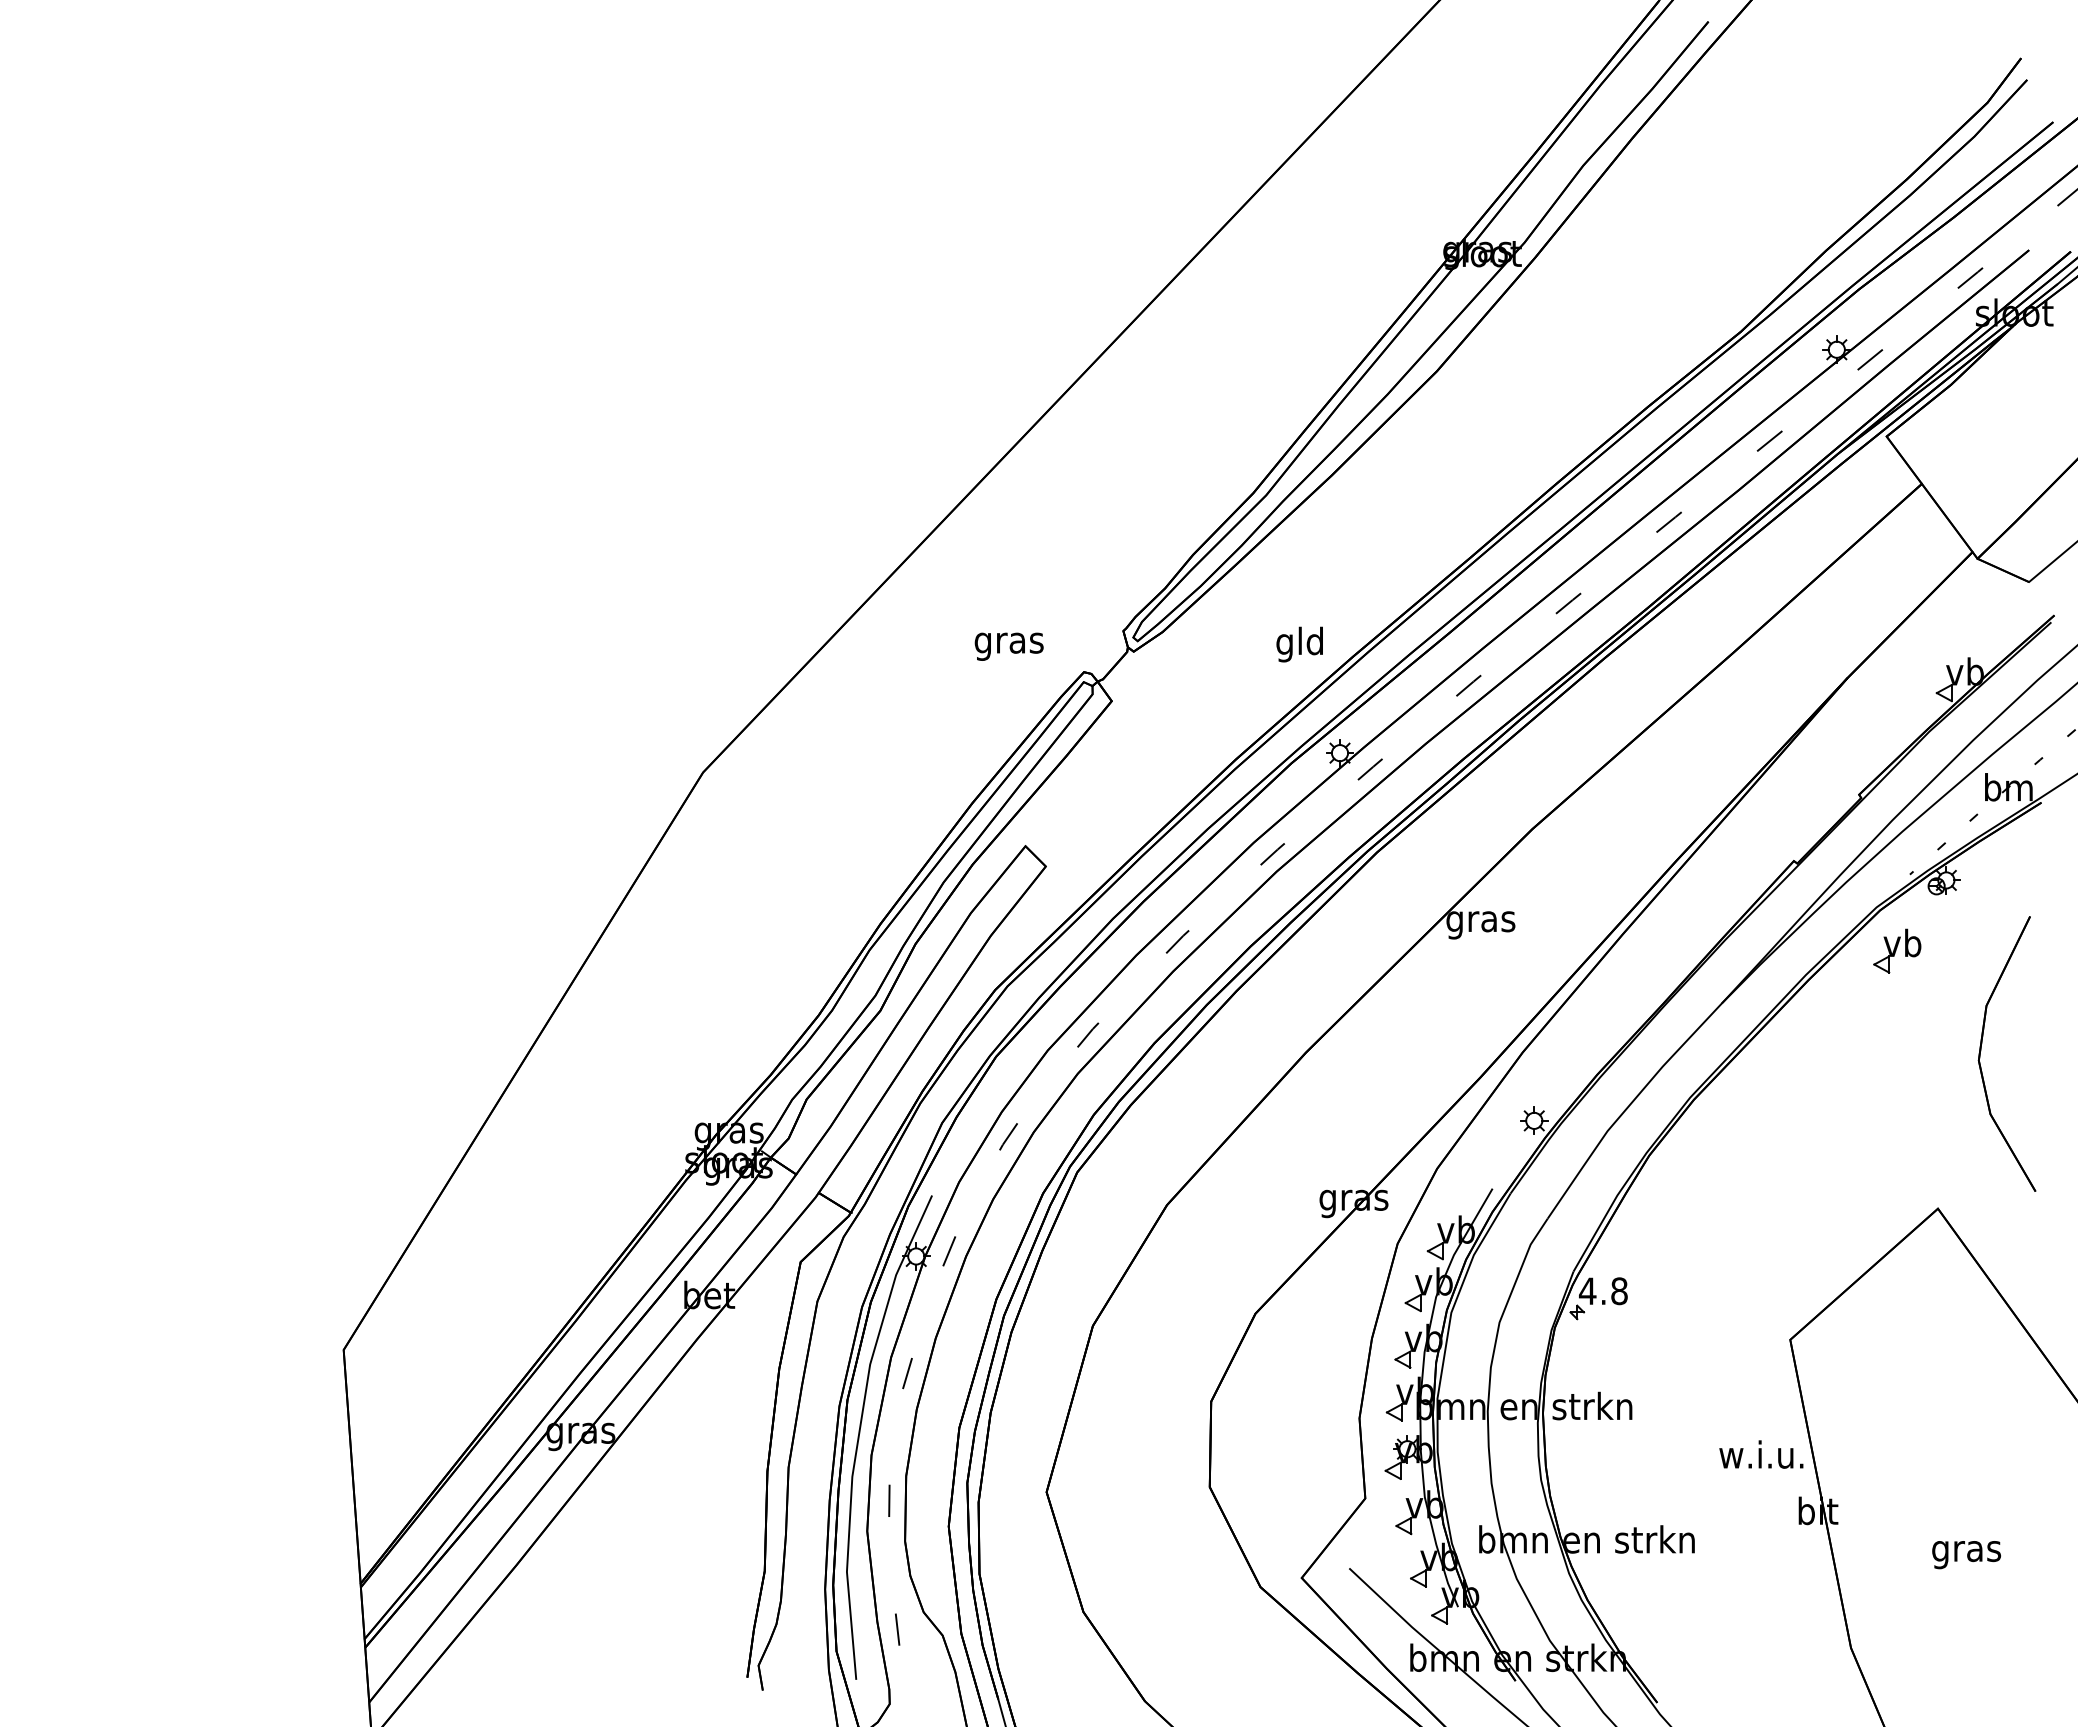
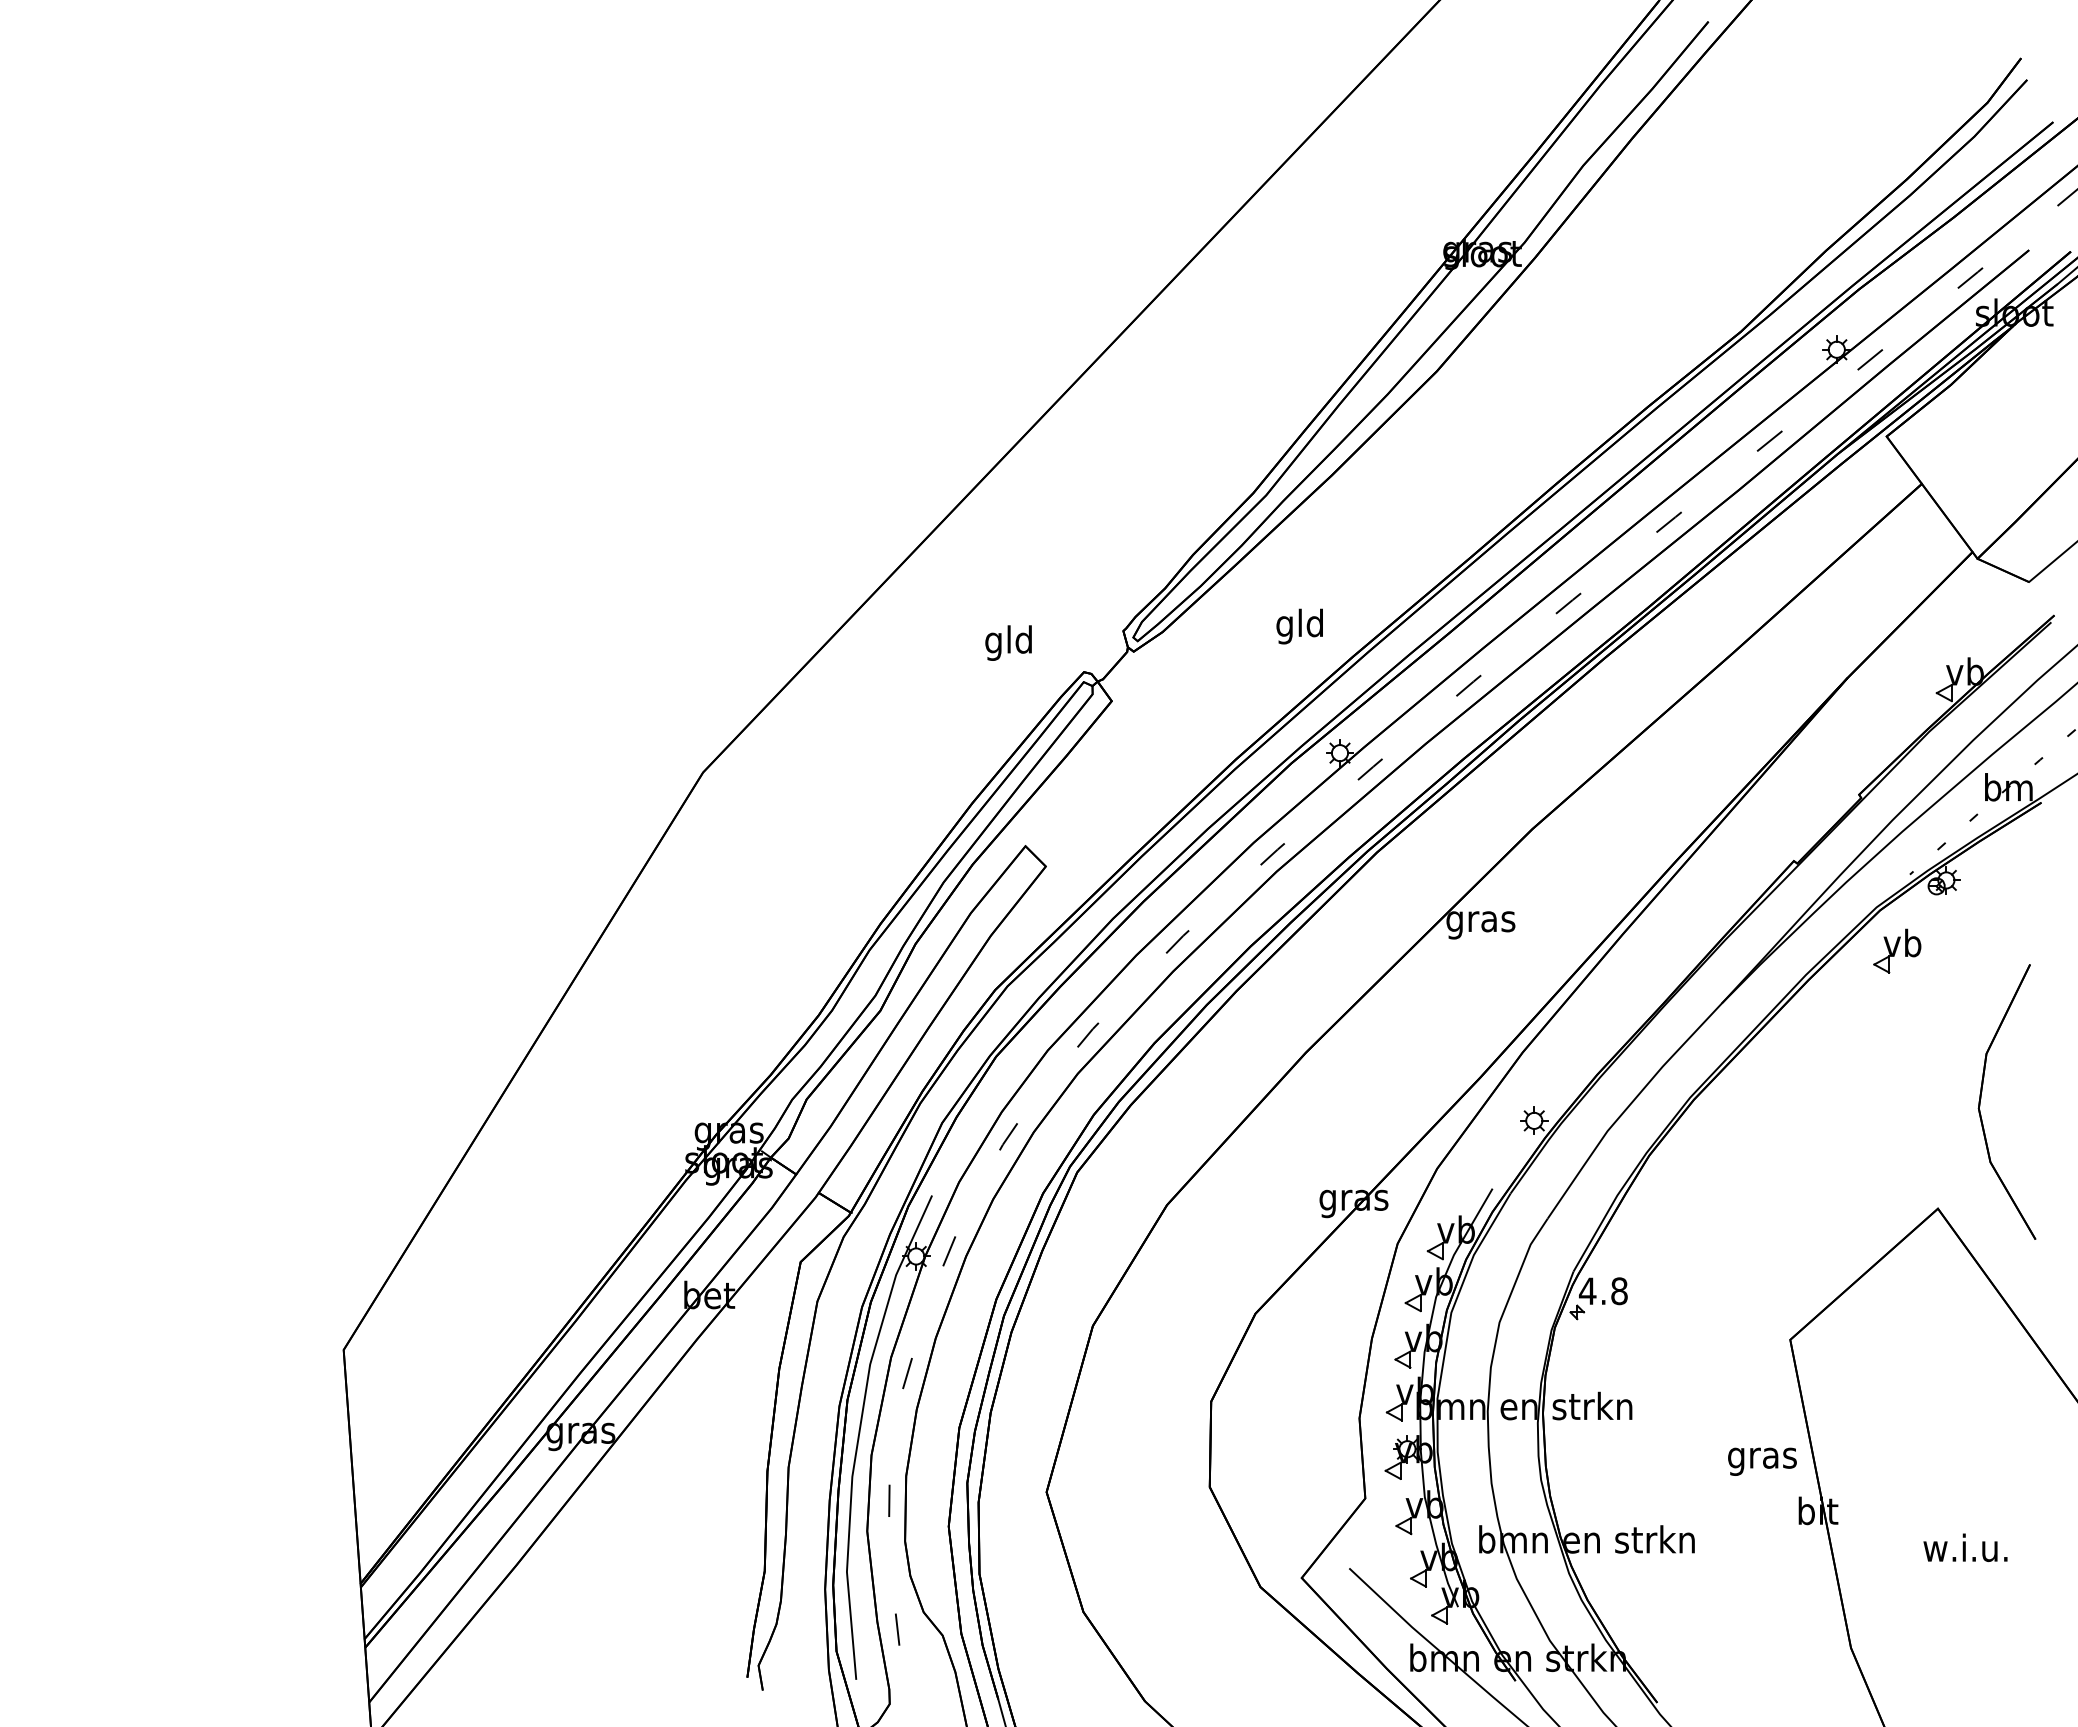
text: gras -> gld (1008, 642)
text position: (1299, 644) -> (1299, 626) (1299, 626)
part position: (1981, 1051) -> (1981, 1099) (1981, 1099)
text: w.i.u. -> gras (1761, 1457)
text: gras -> w.i.u. (1965, 1551)
